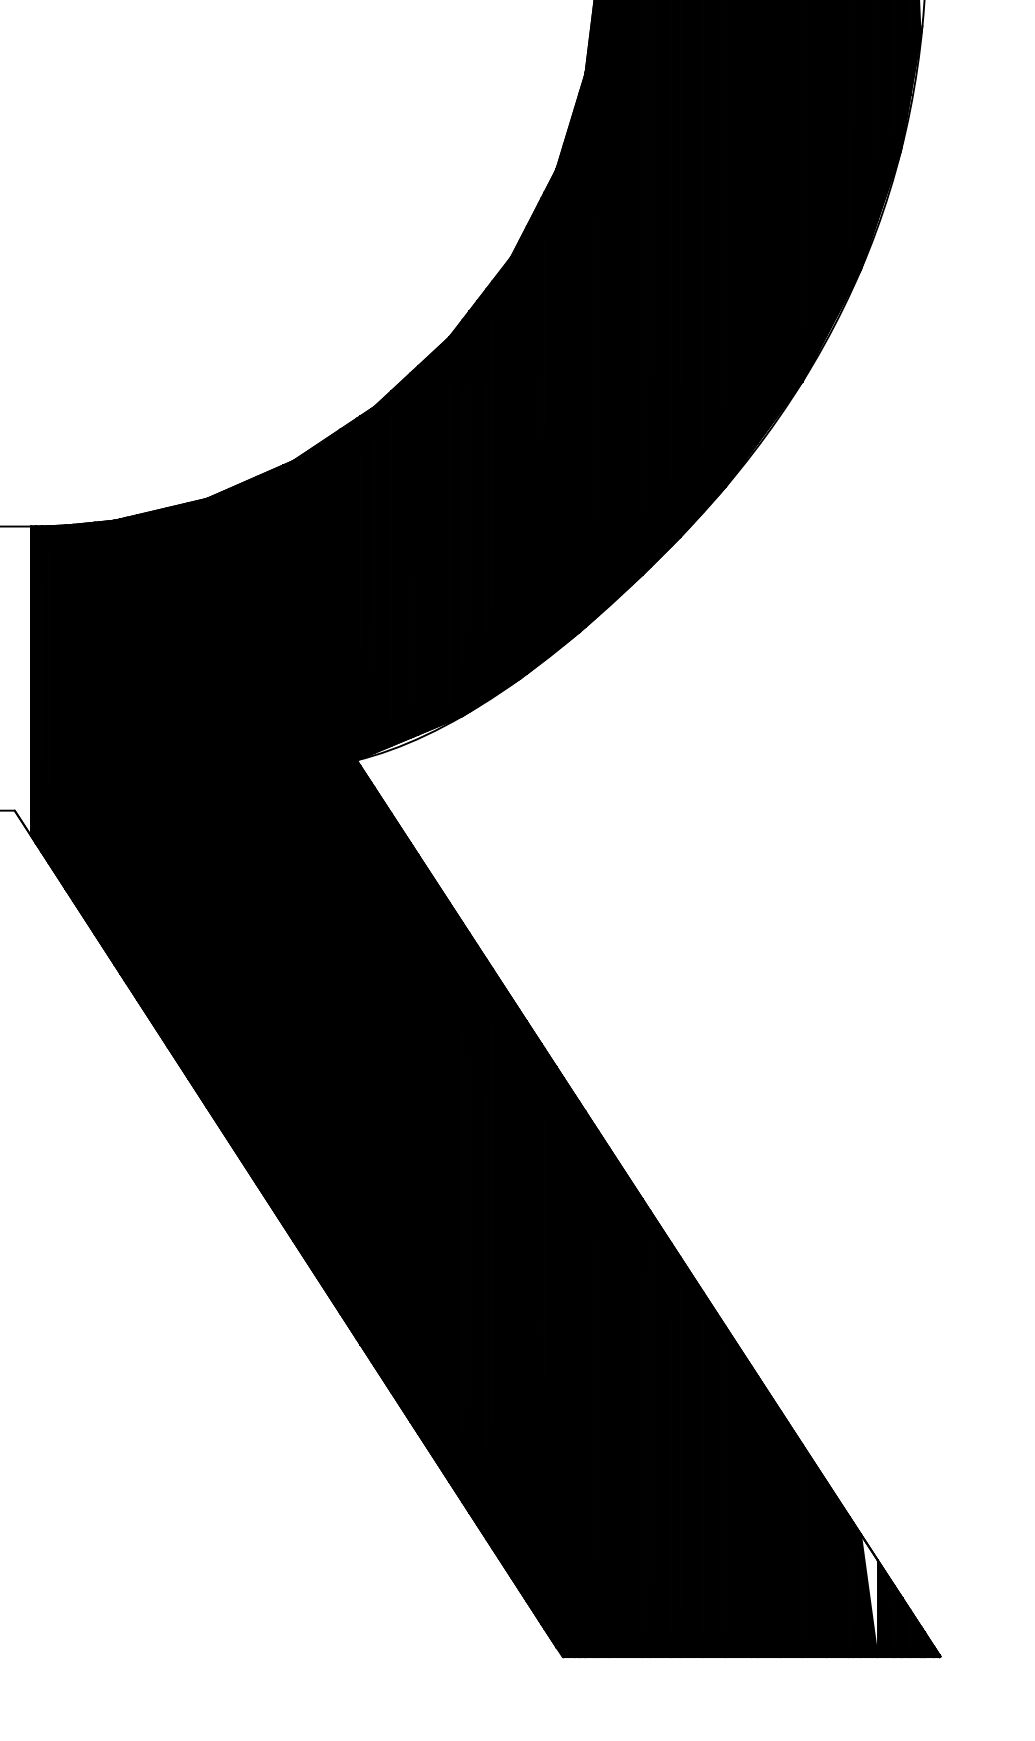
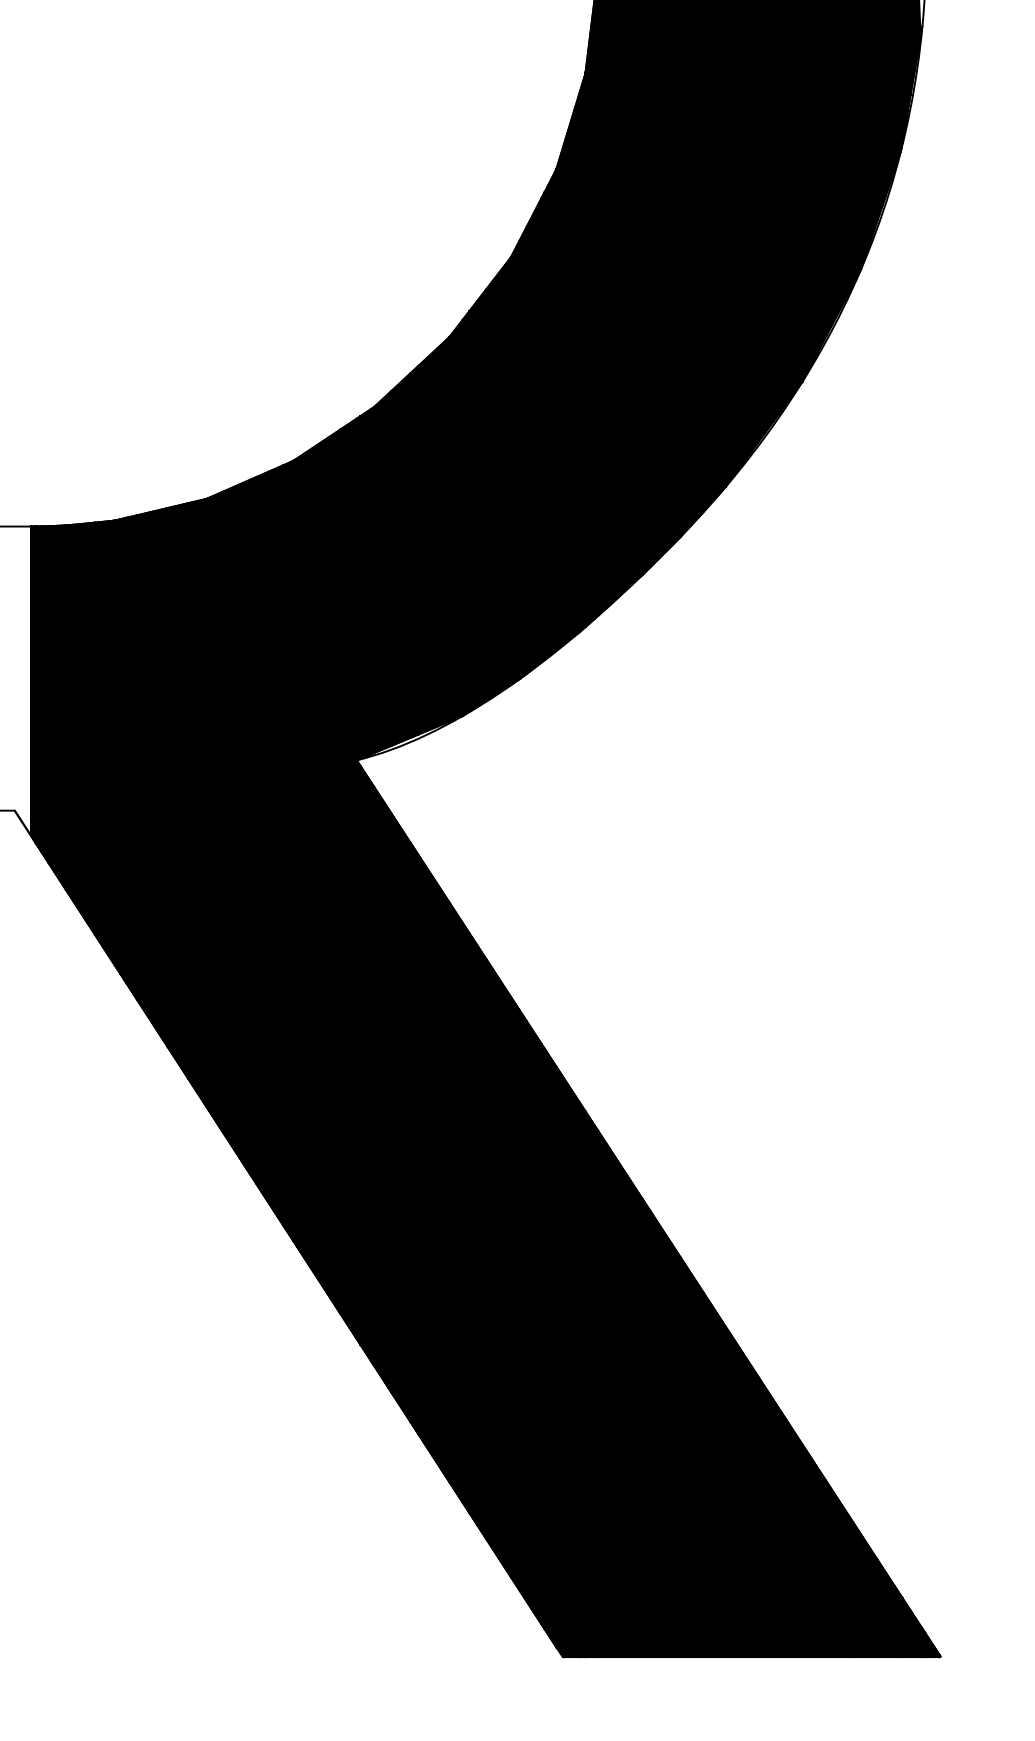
fill: none -> present (868, 1595)
